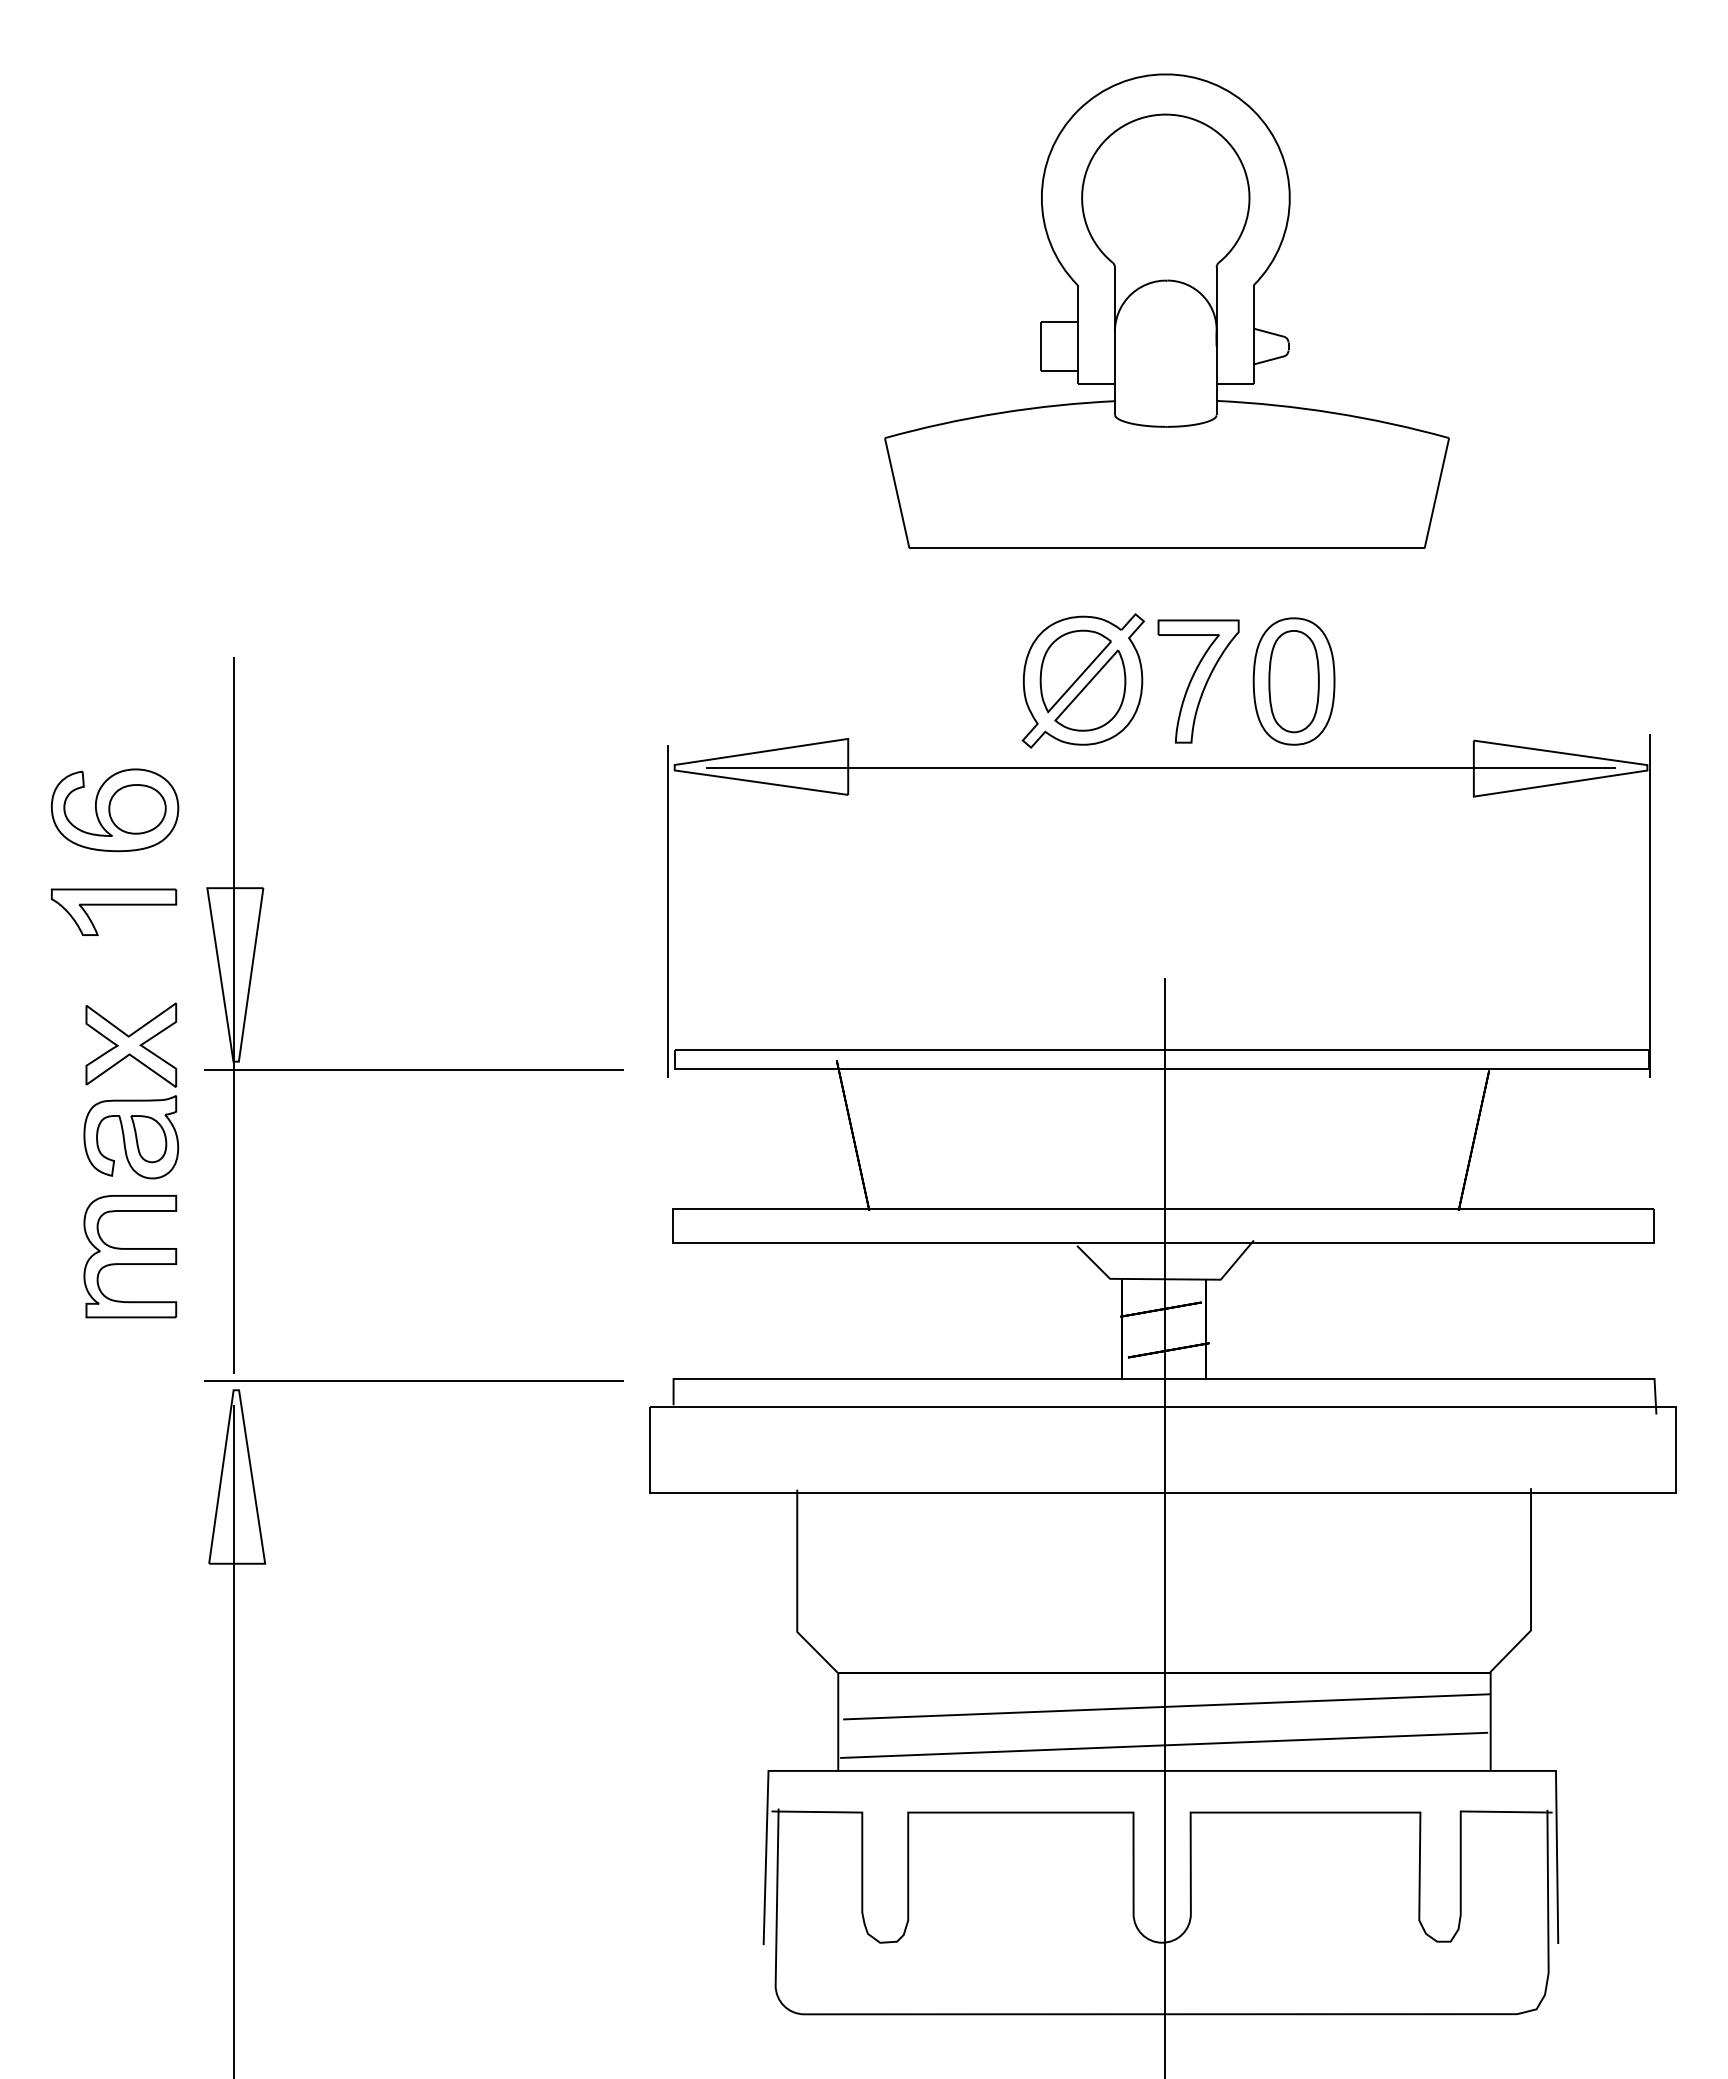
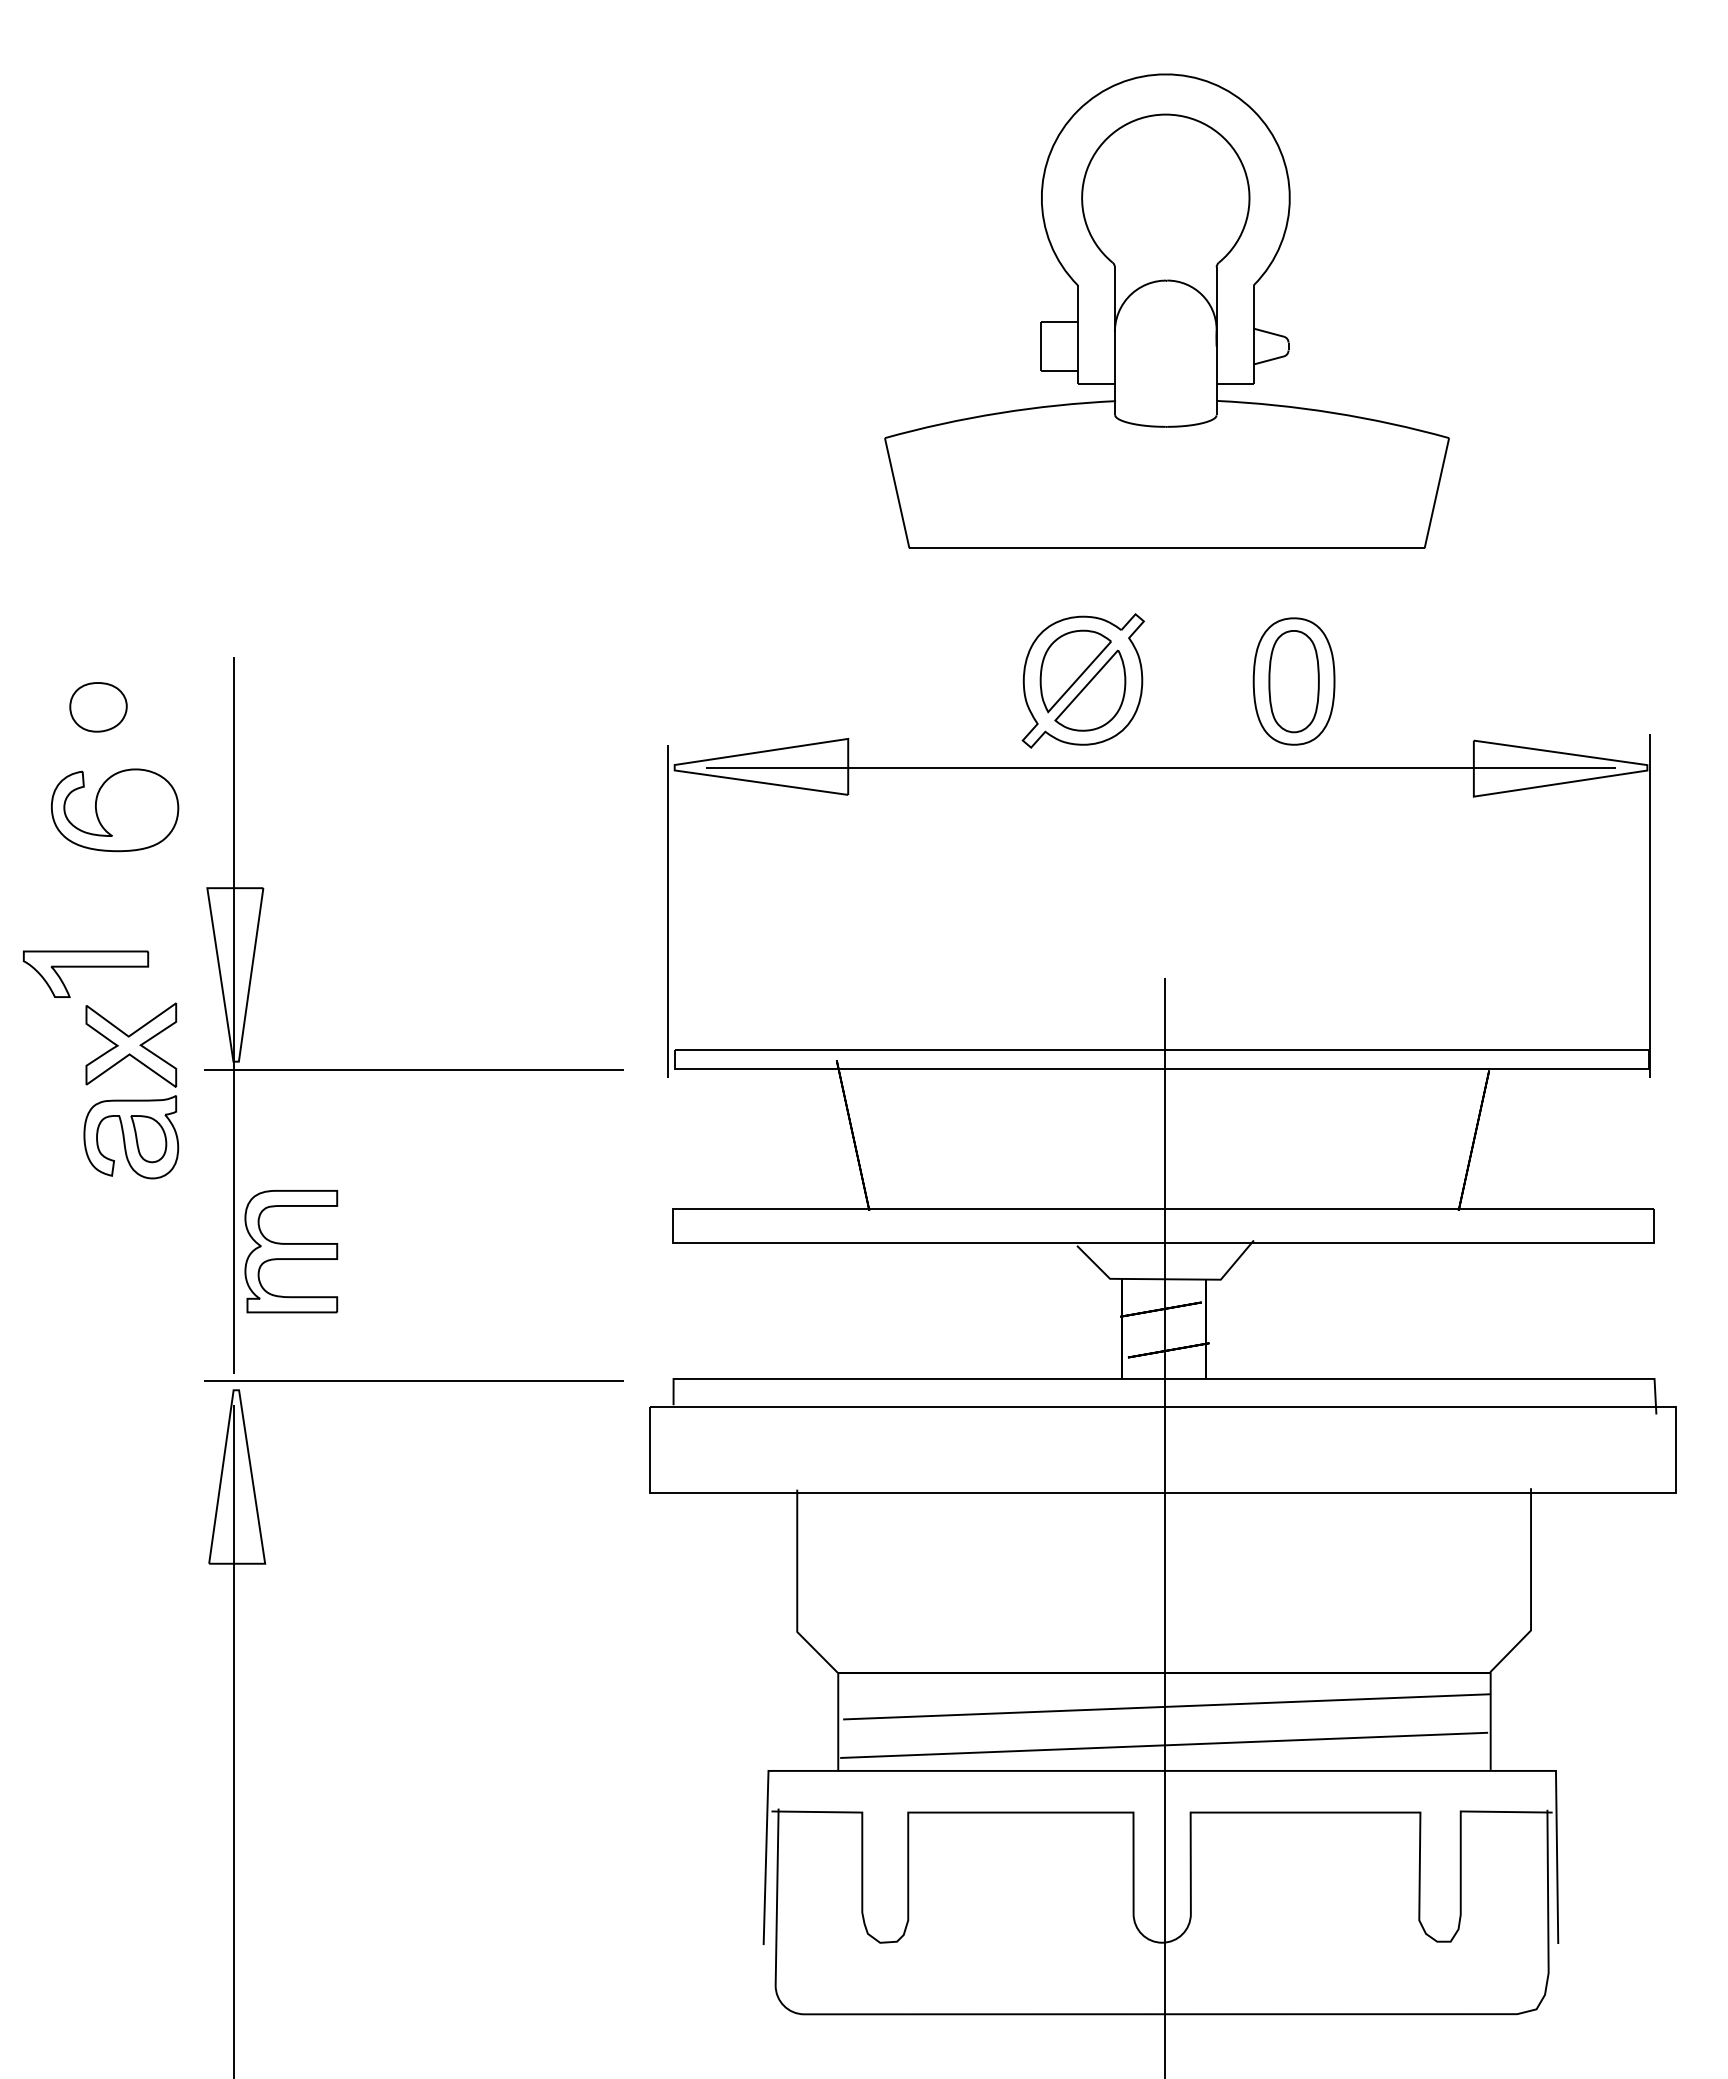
part: present -> none (1198, 681)
part position: (137, 809) -> (98, 707) (98, 707)
part position: (114, 911) -> (86, 973) (86, 973)
part position: (130, 1256) -> (291, 1251) (291, 1251)
